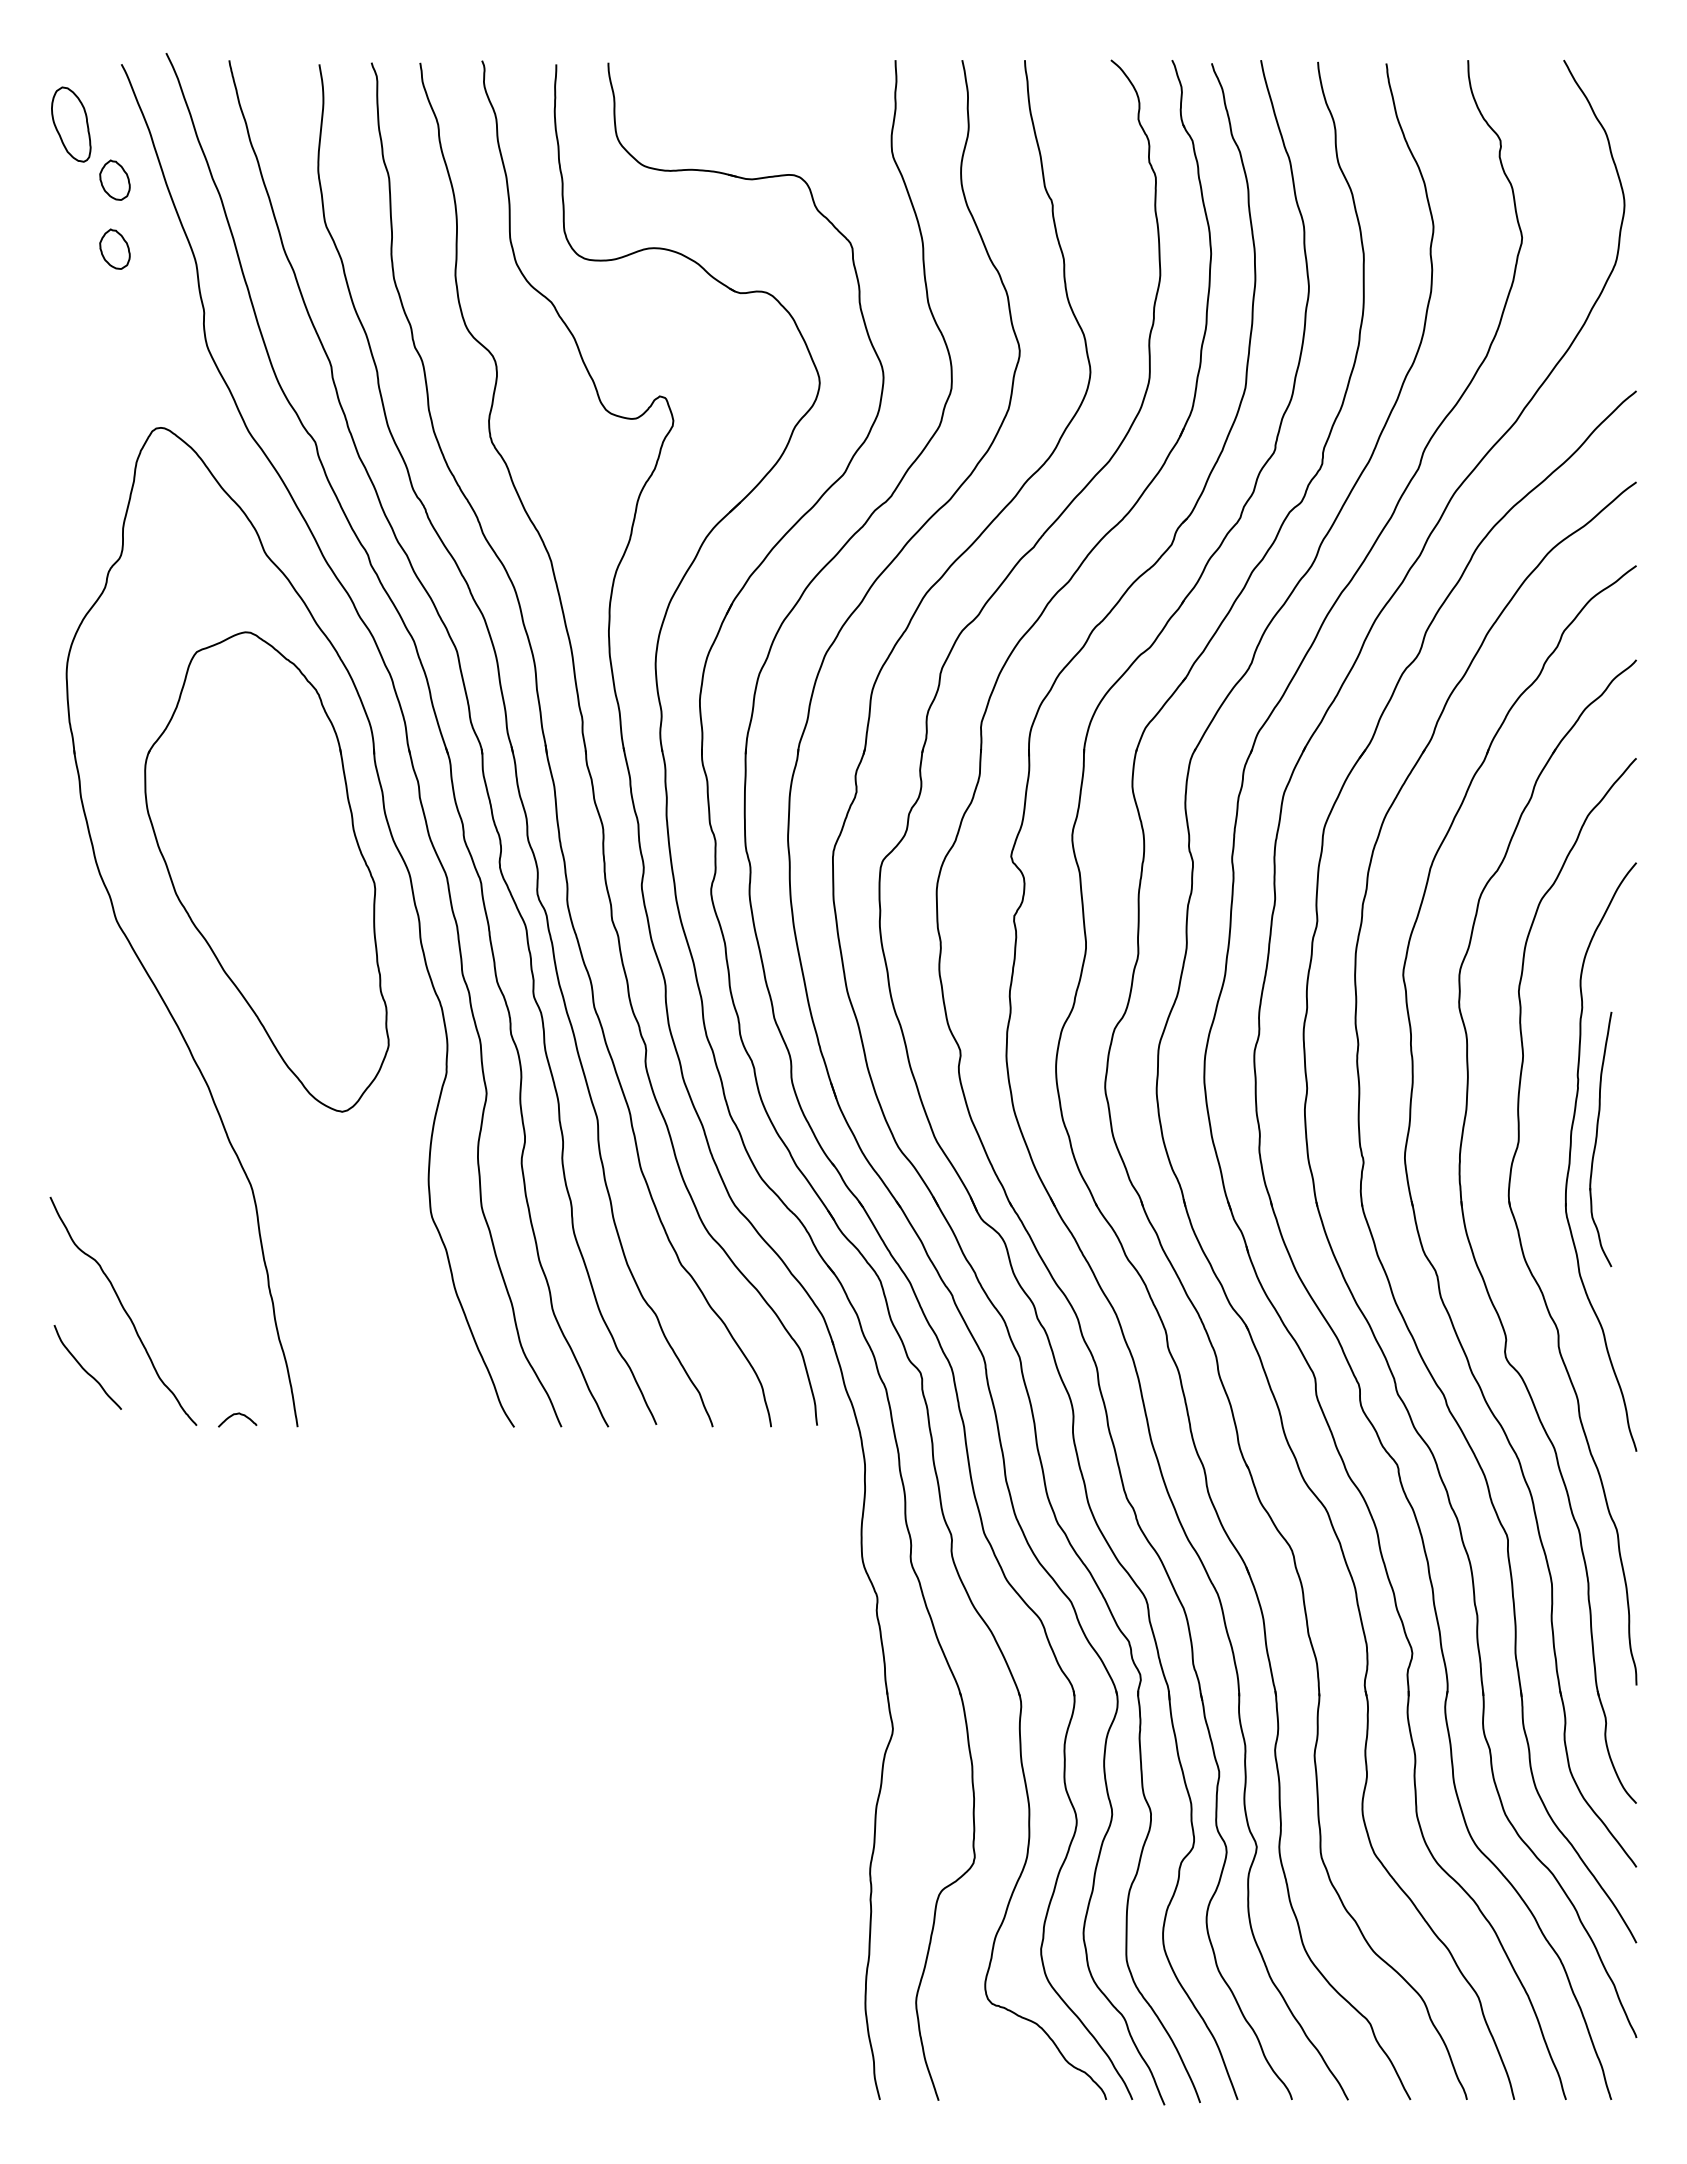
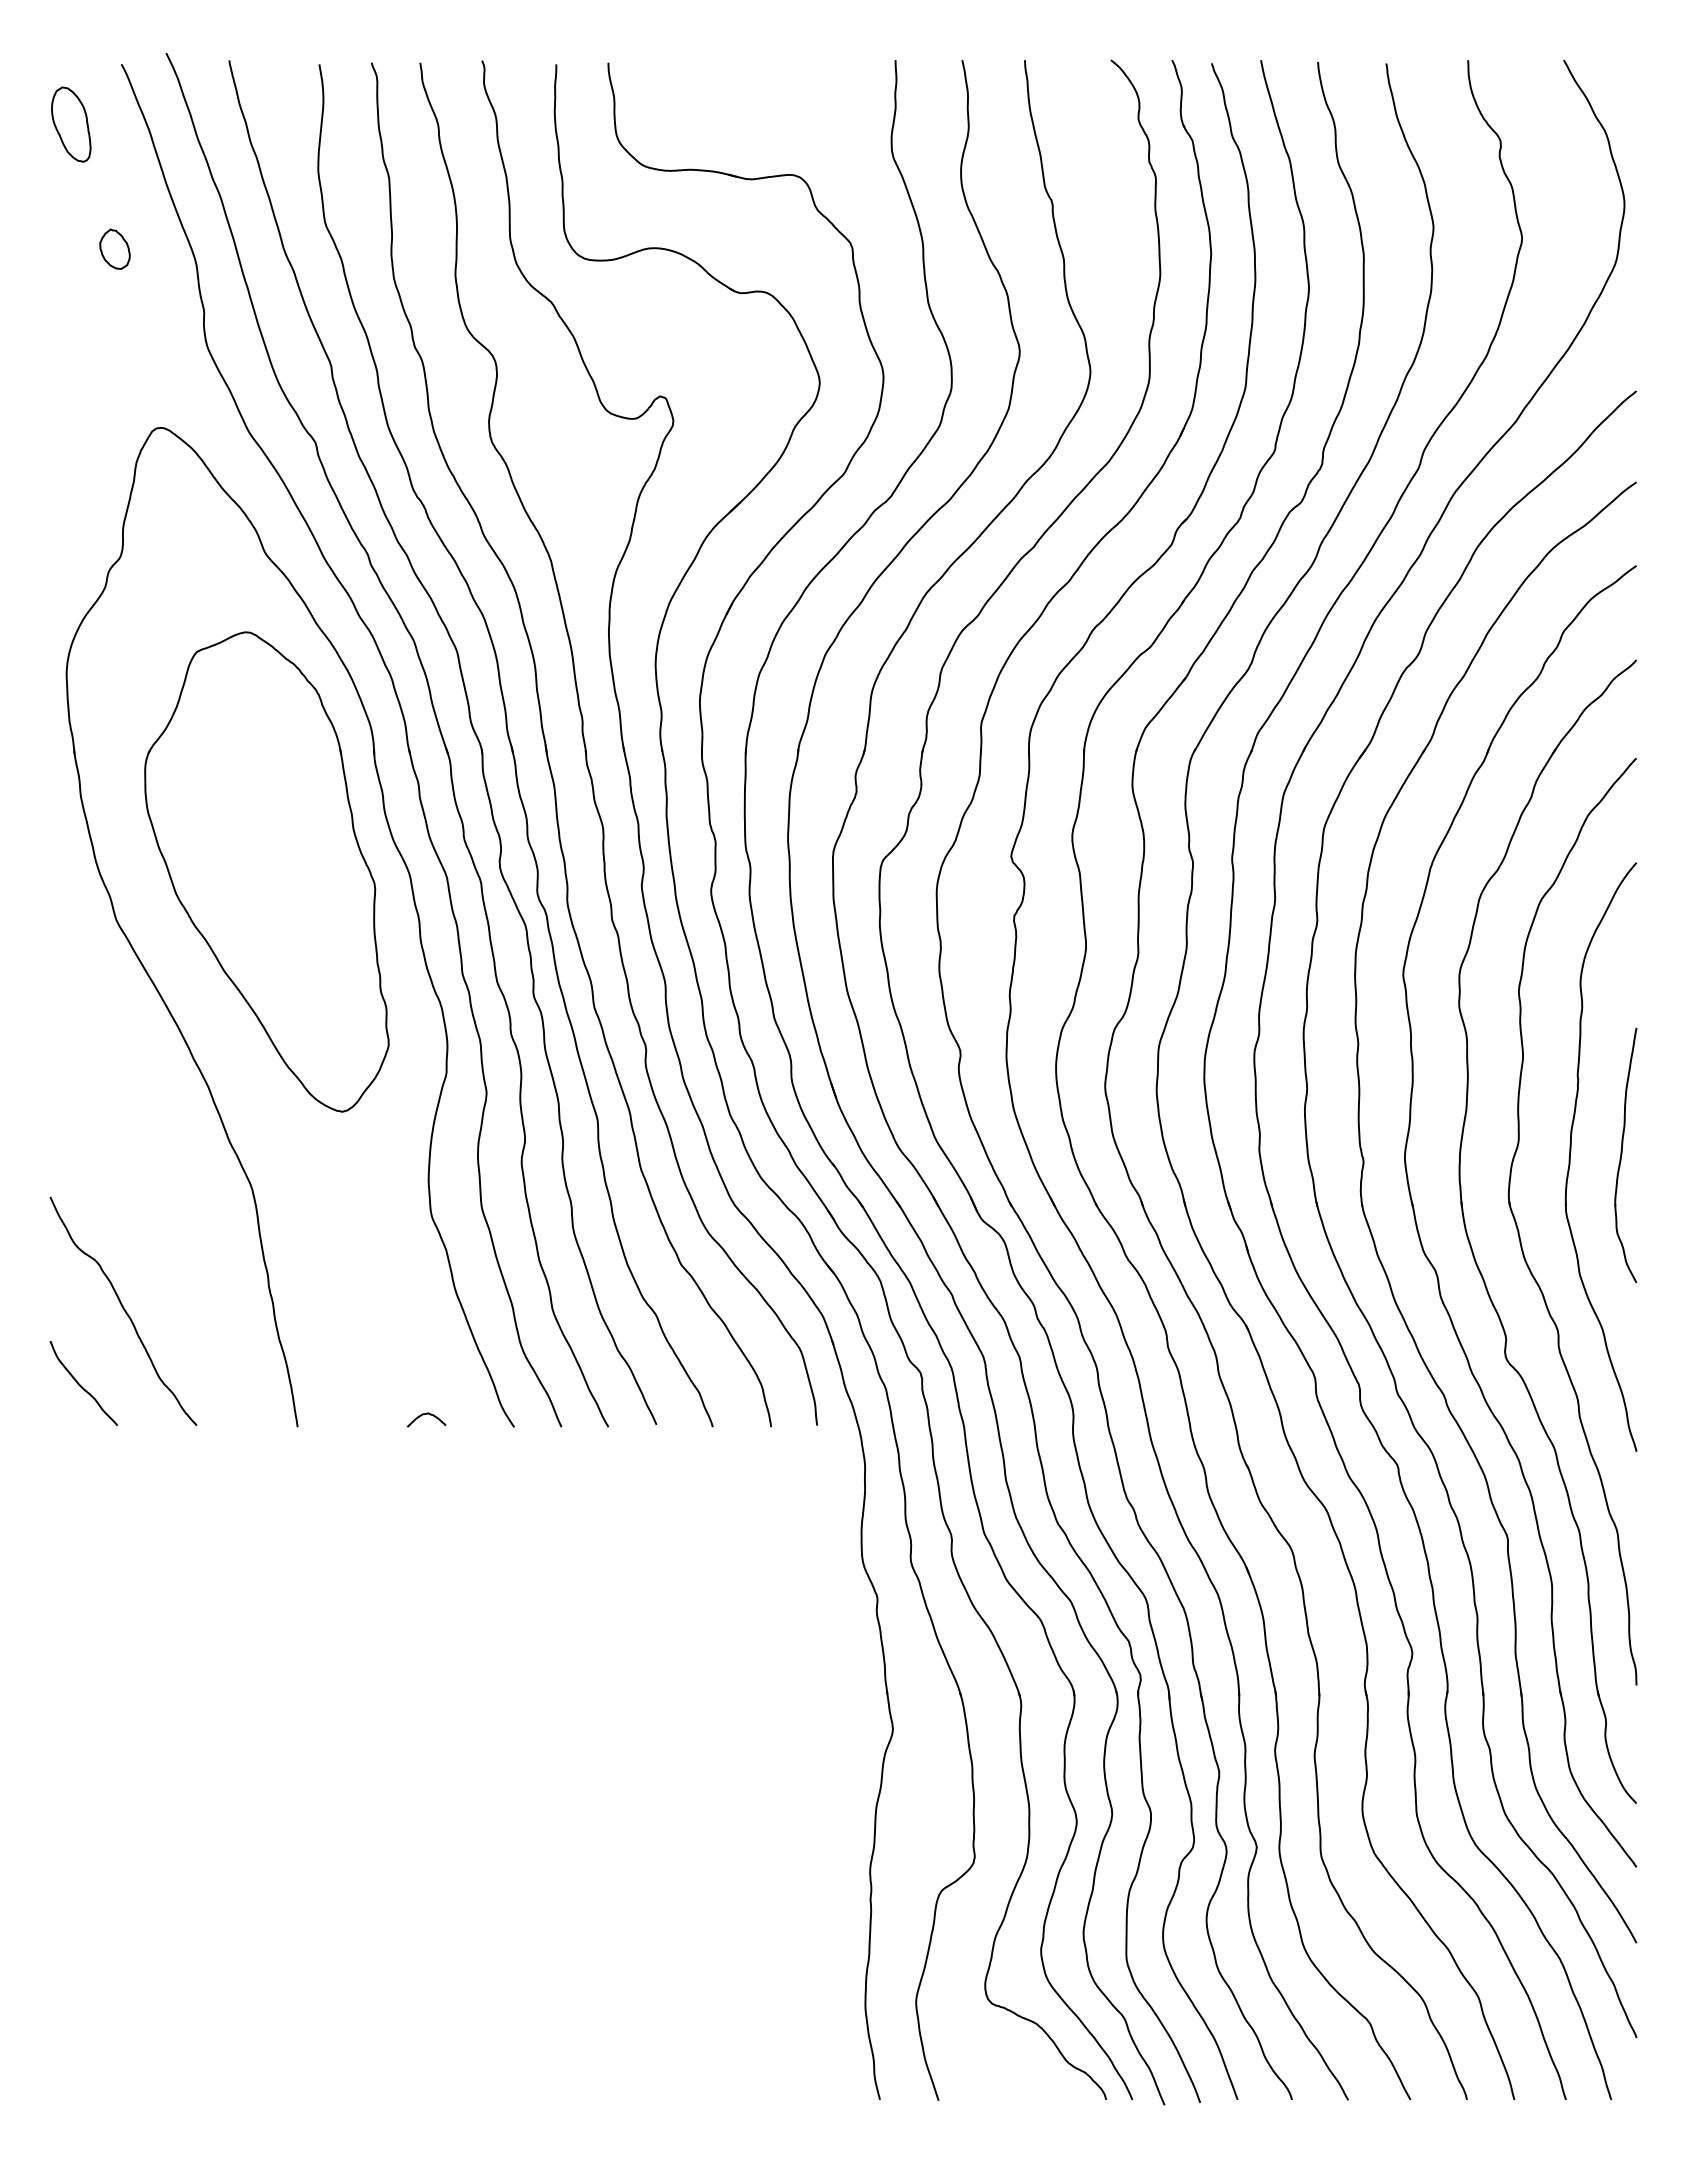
part: present -> none (114, 179)
part position: (1600, 1139) -> (1625, 1155) (1625, 1155)
curve position: (85, 1369) -> (81, 1385) (81, 1385)
curve position: (237, 1414) -> (426, 1414) (426, 1414)
